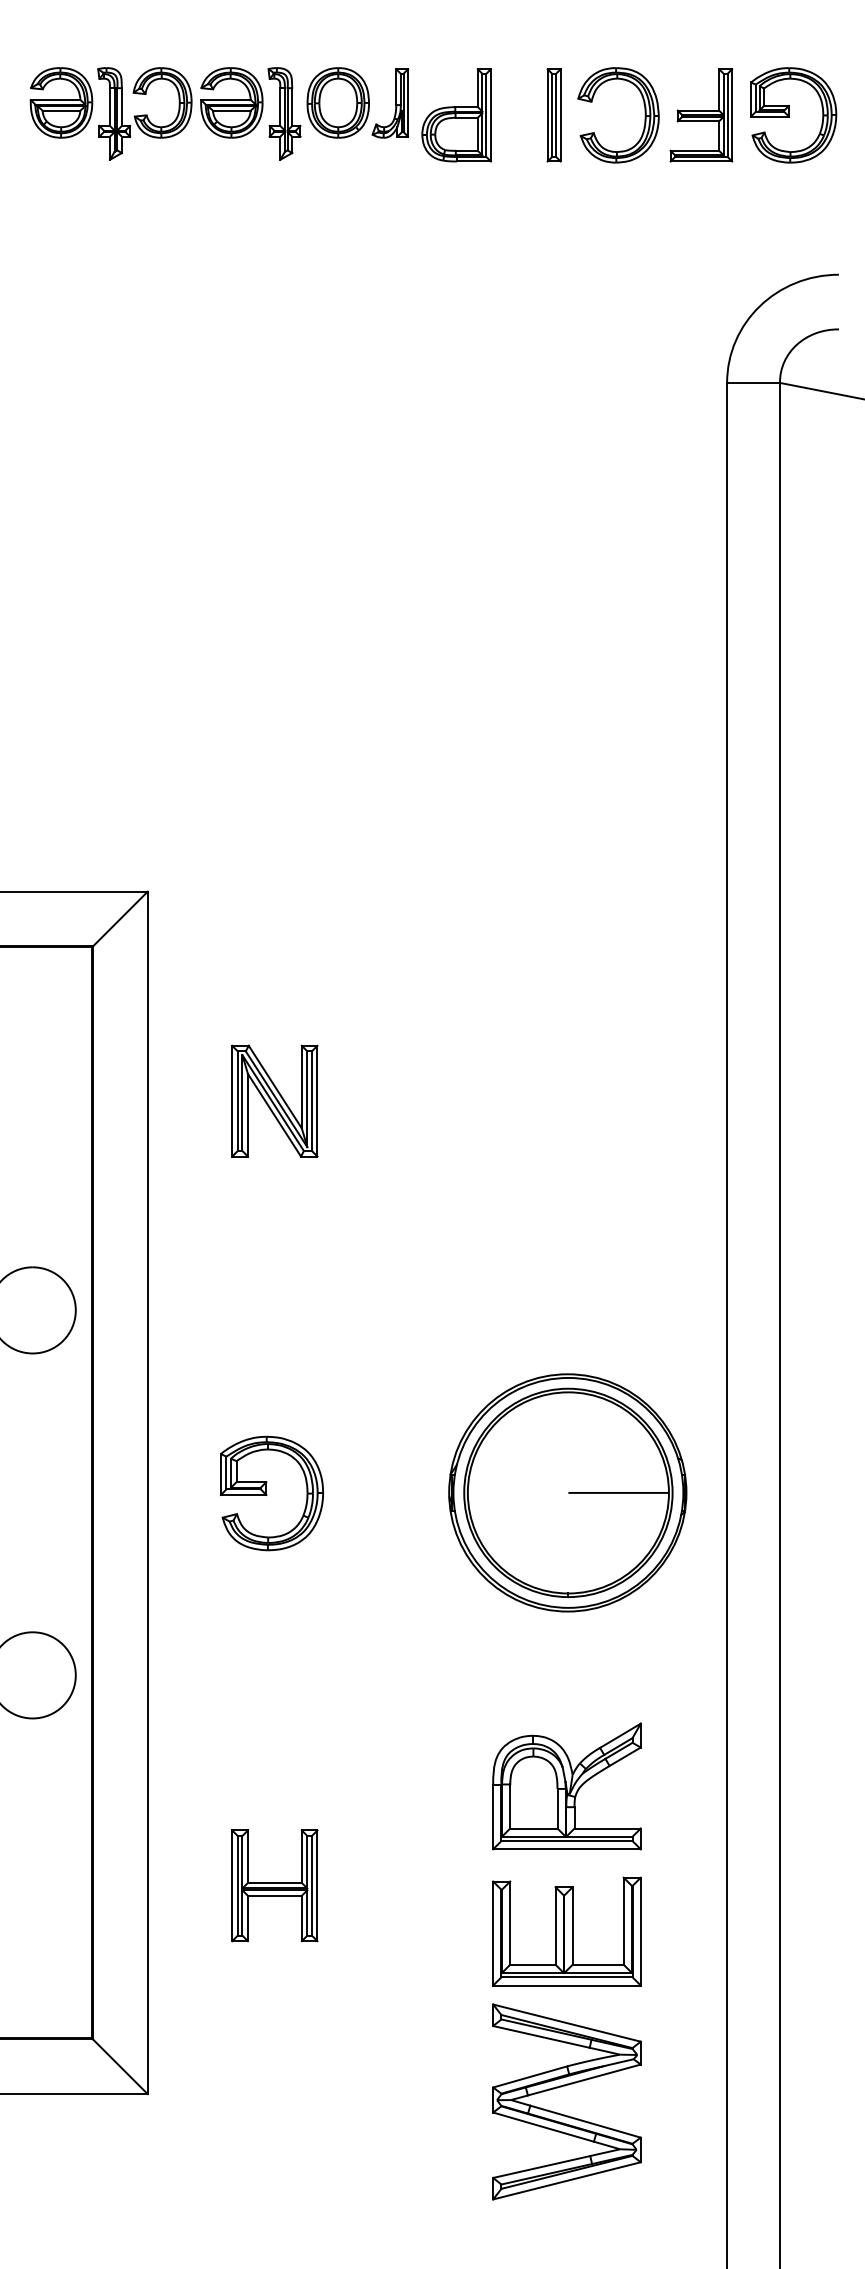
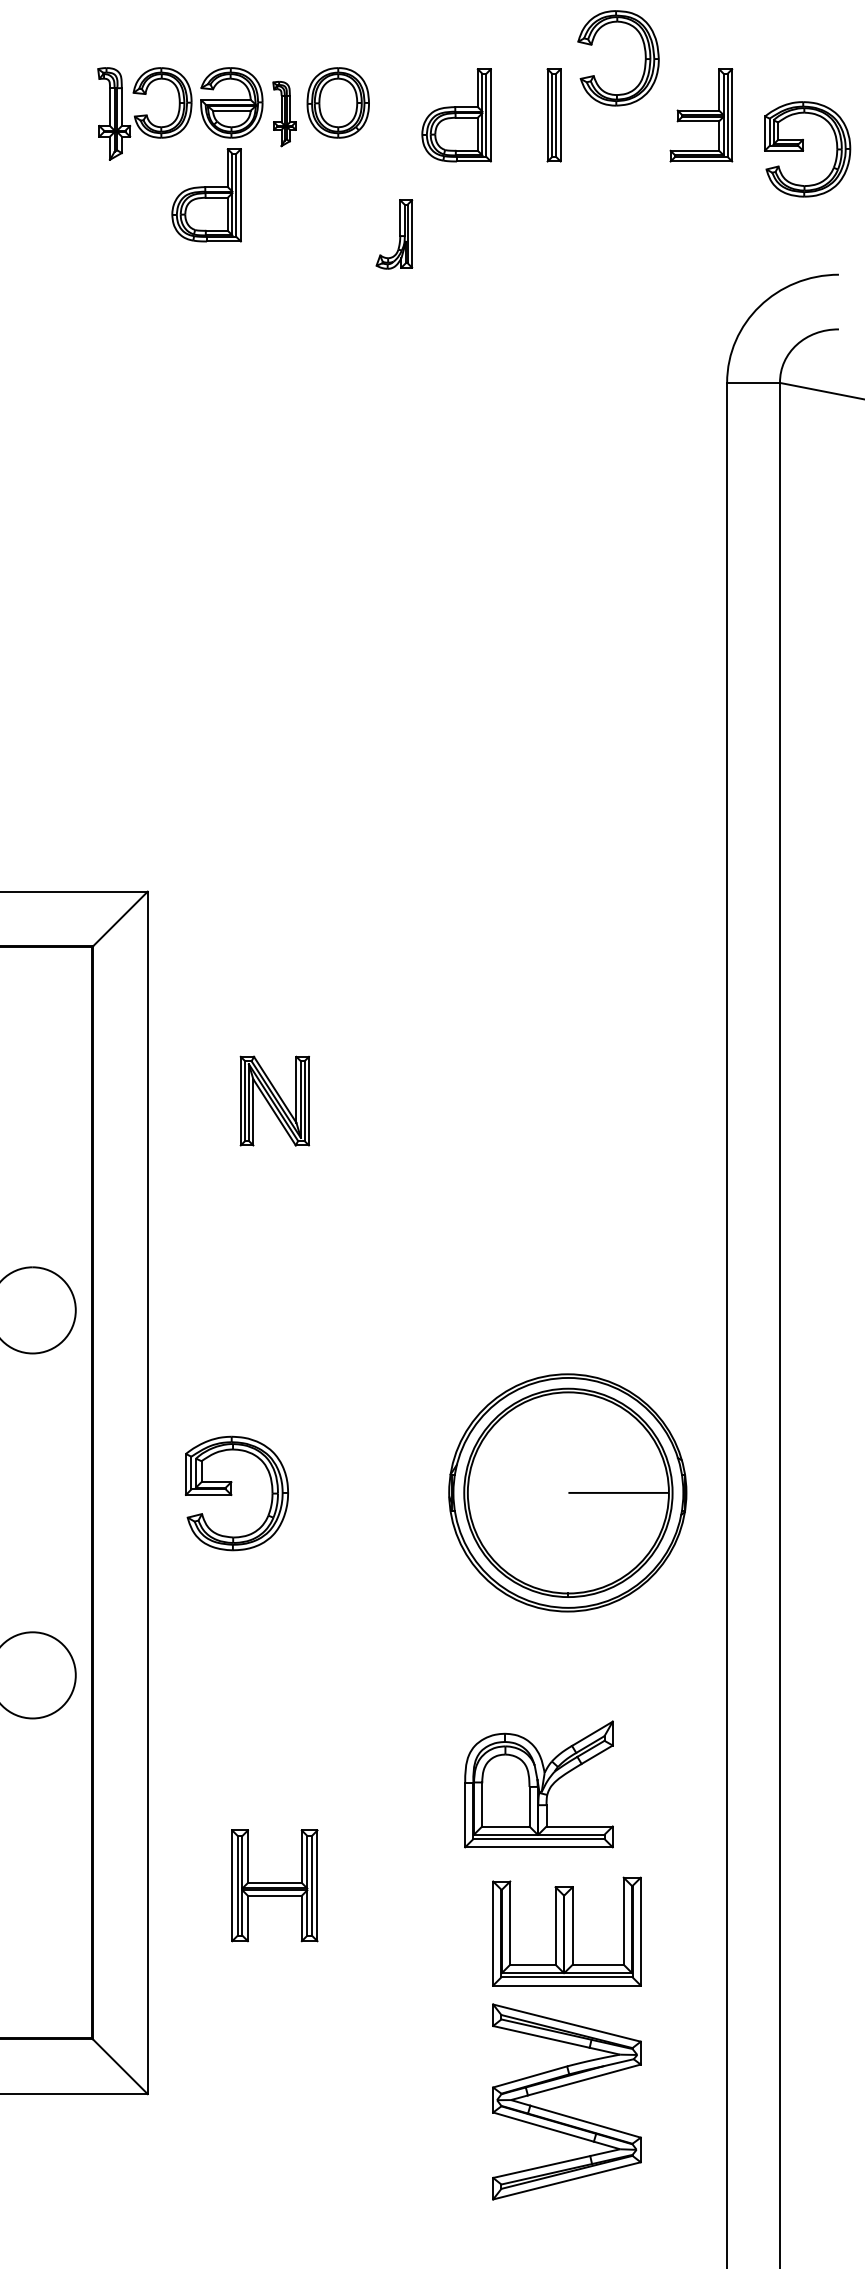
part: present -> none (61, 102)
part position: (390, 103) -> (394, 234) (394, 234)
part size: 35x94 px -> 25x67 px (284, 114)
part position: (644, 115) -> (644, 58) (644, 58)
part position: (793, 115) -> (807, 149) (807, 149)
part: none -> present (206, 195)
part size: 88x114 px -> 71x92 px (274, 1100)
part position: (271, 1493) -> (236, 1493) (236, 1493)
part position: (566, 1786) -> (538, 1784) (538, 1784)
